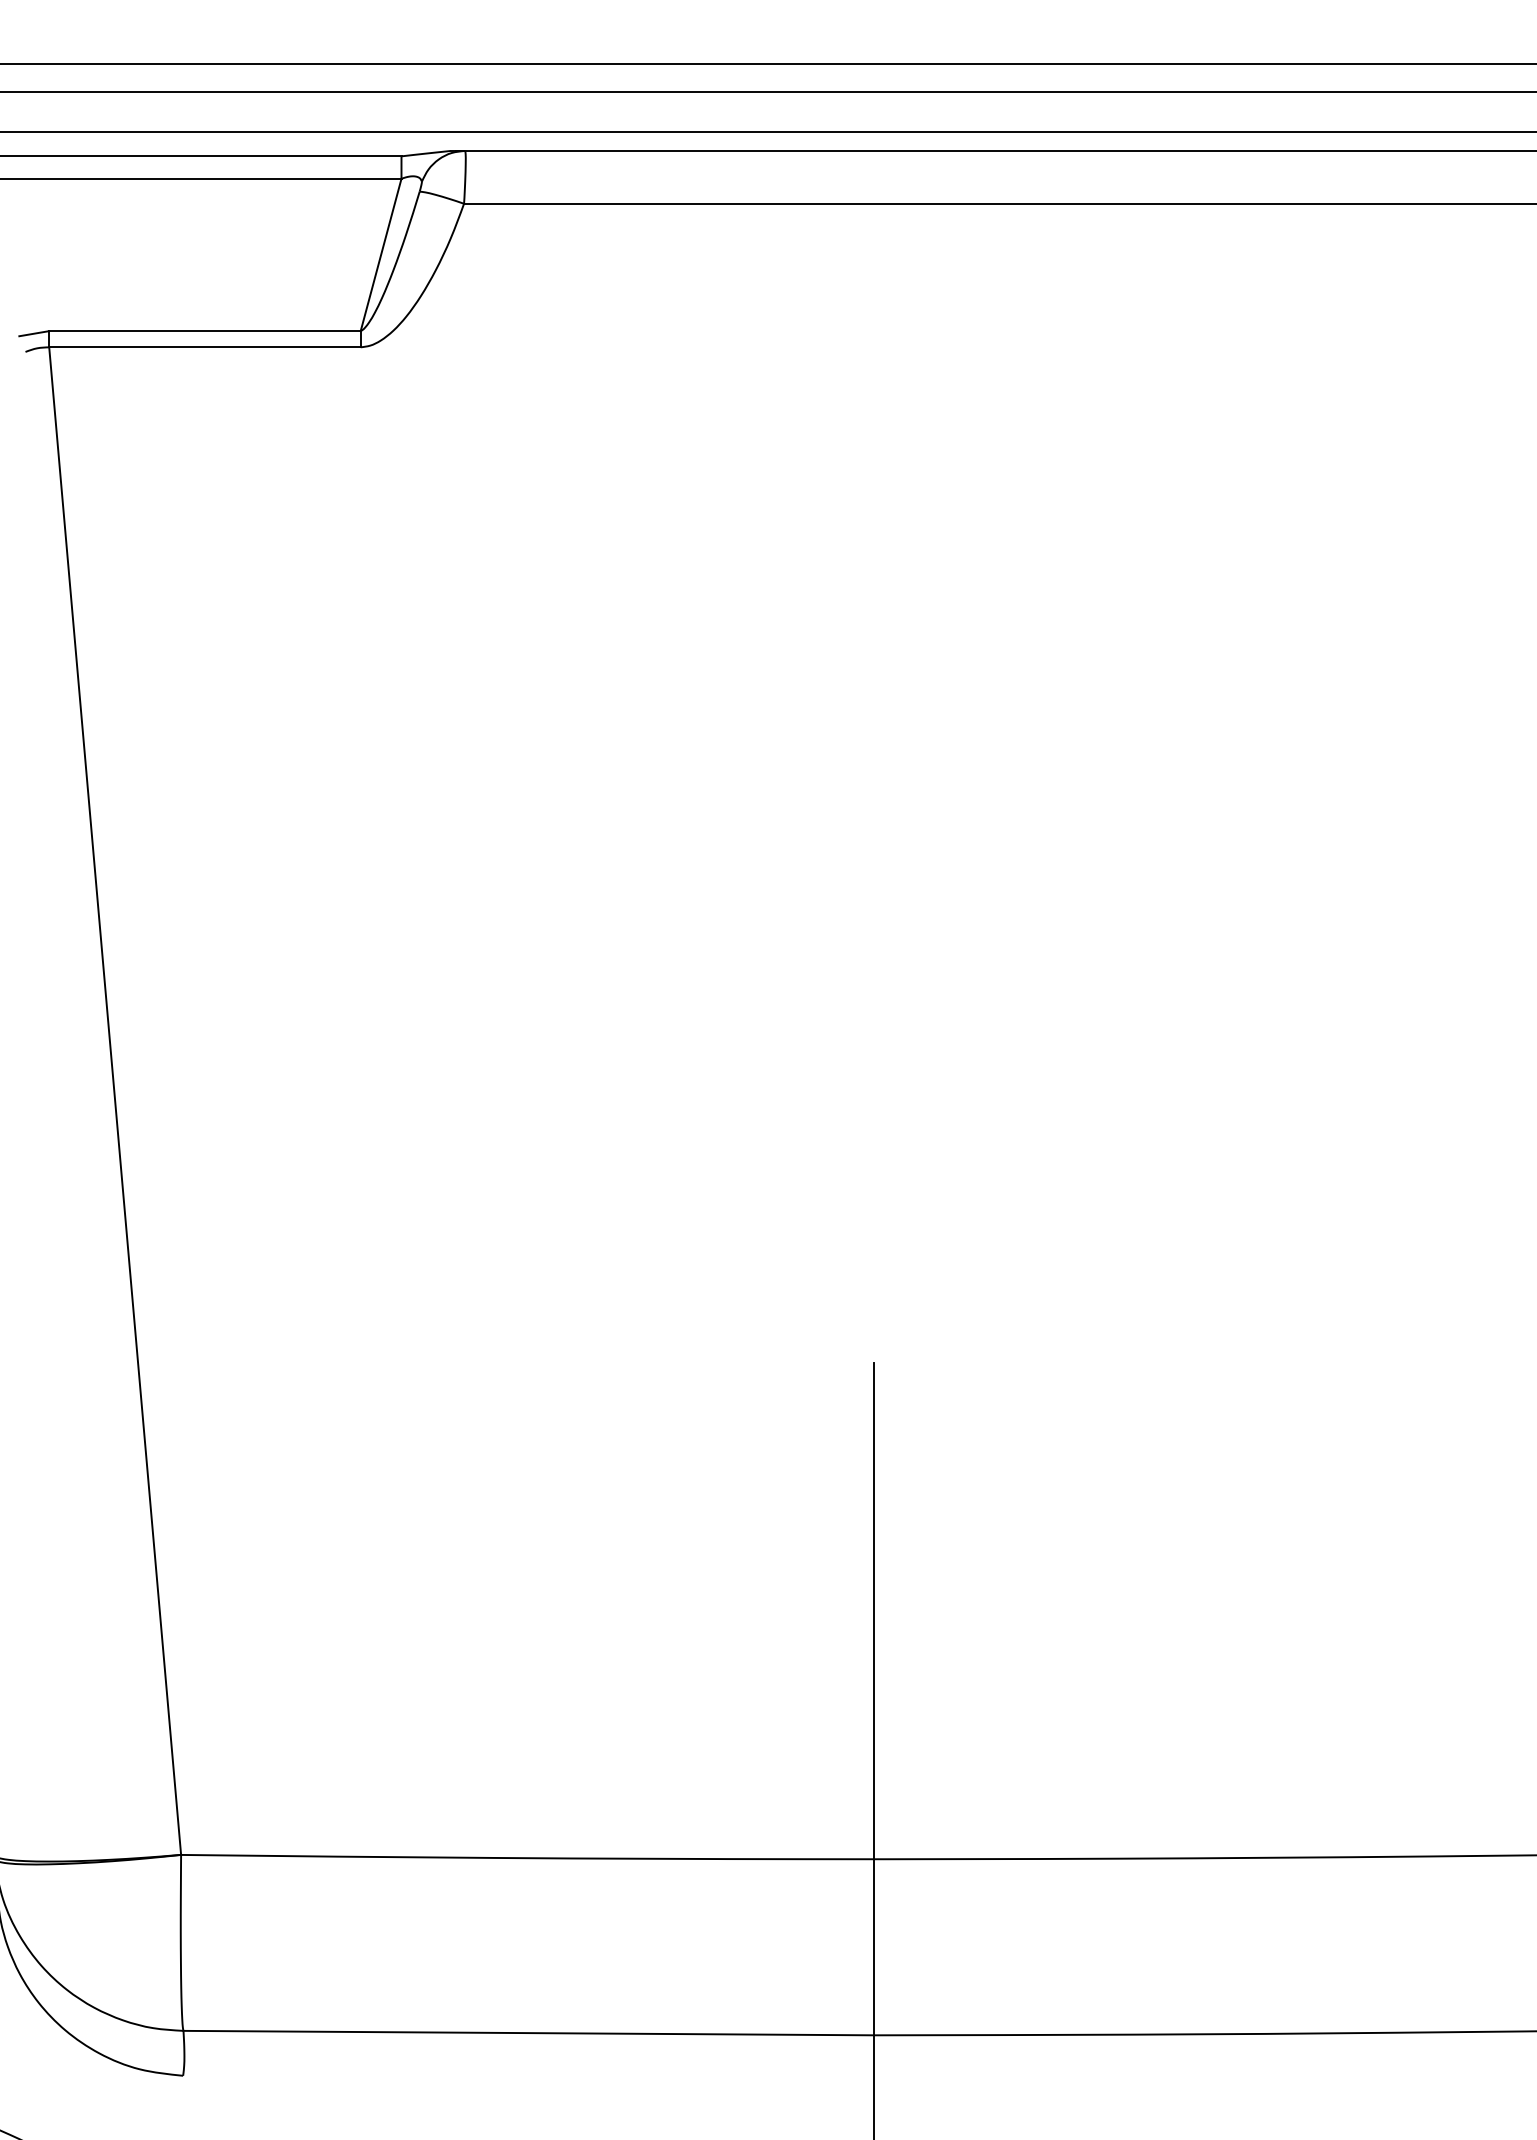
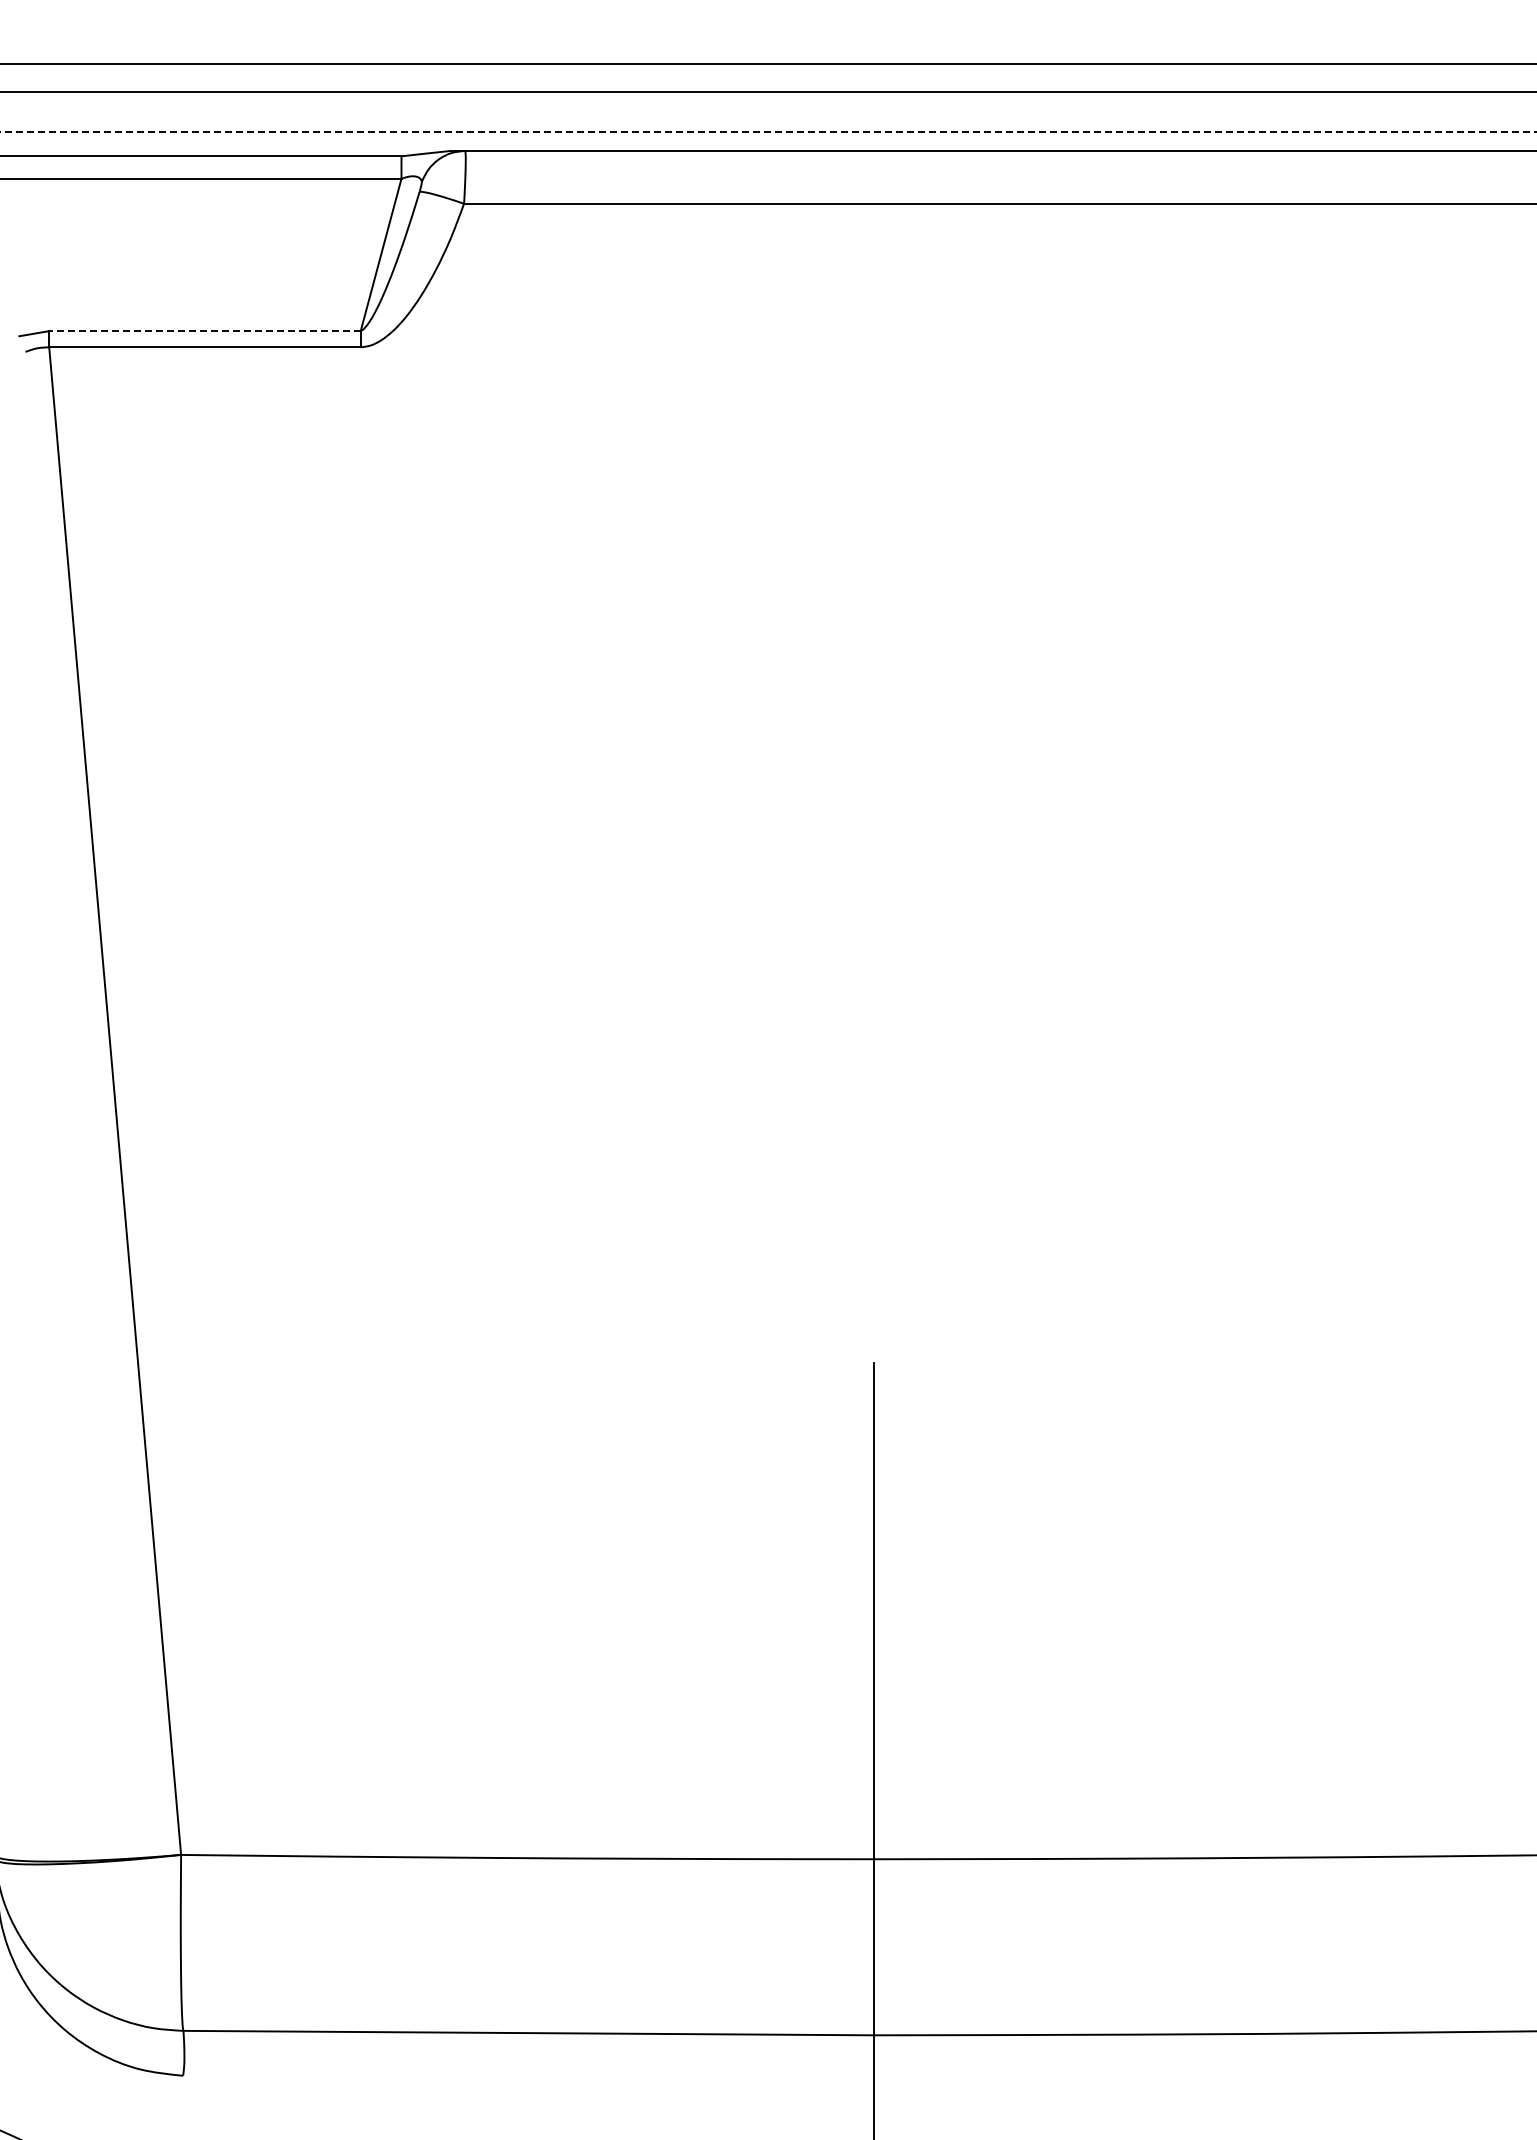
line: solid -> dashed (767, 131)
line: solid -> dashed (204, 331)
